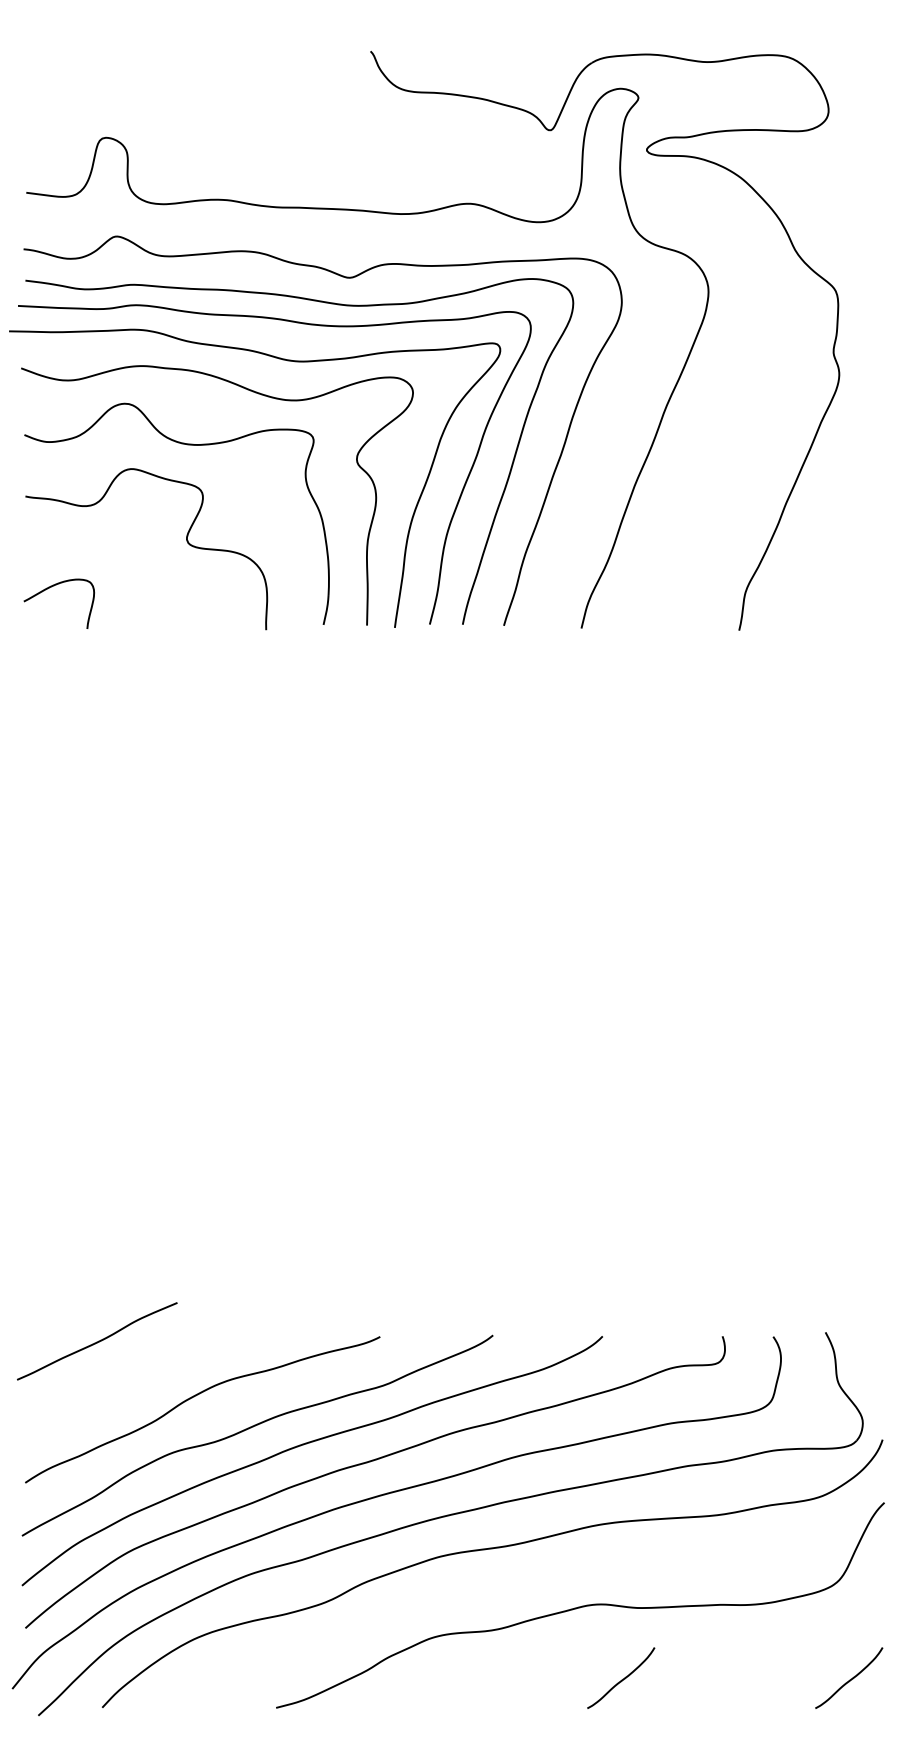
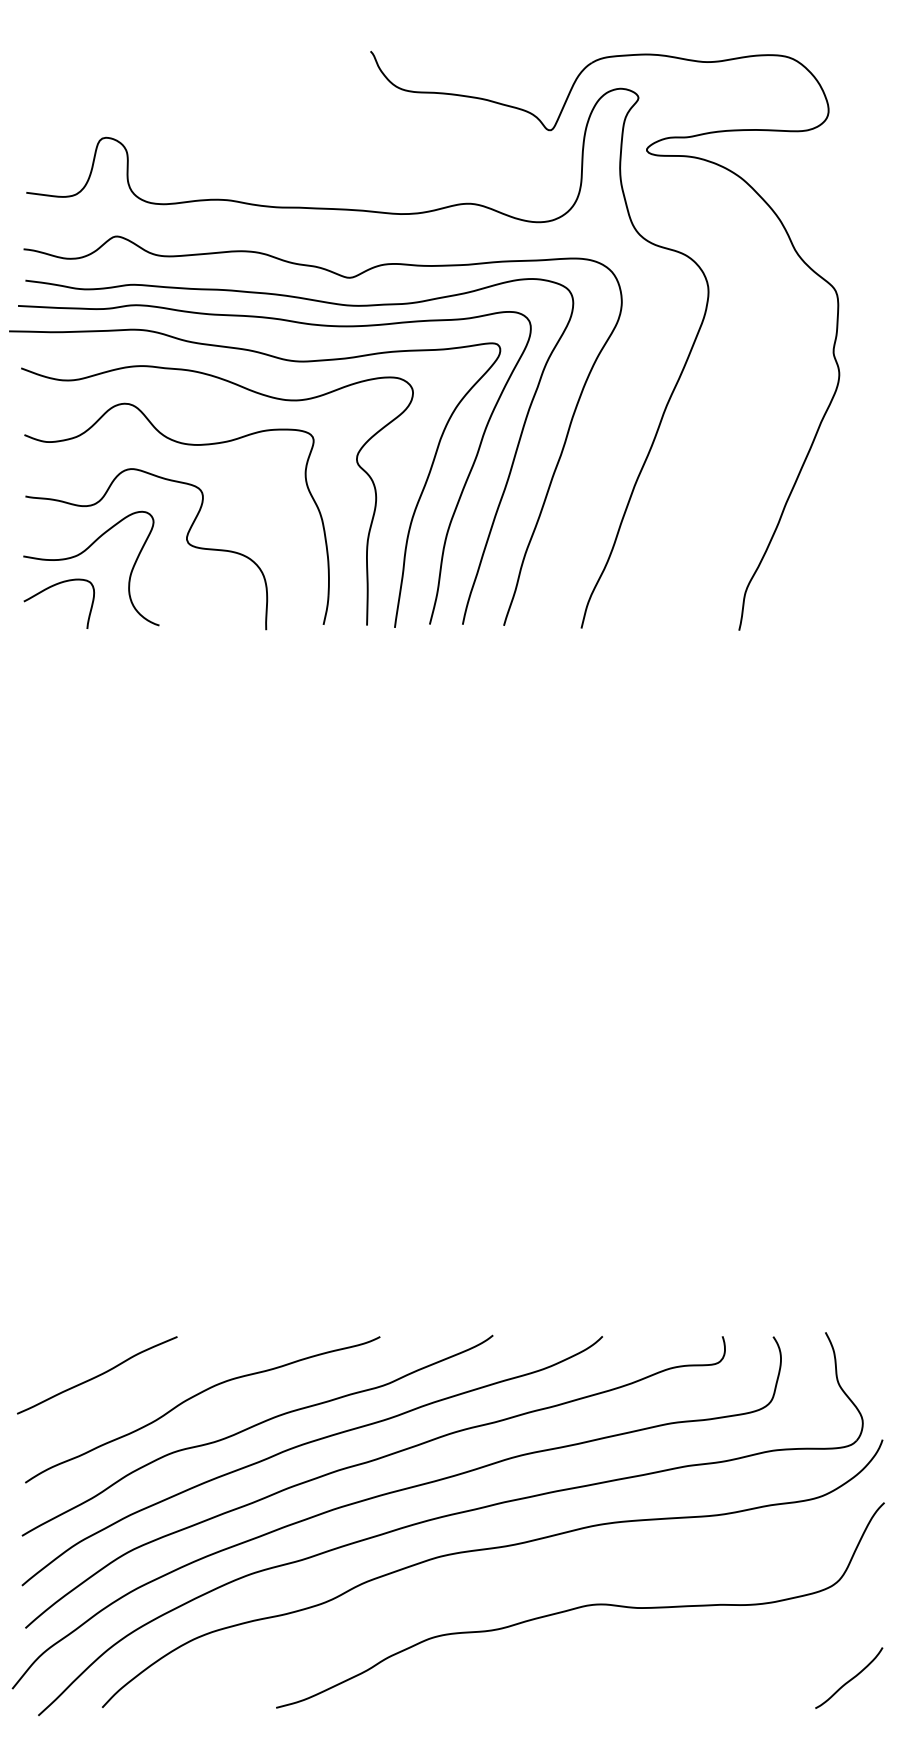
curve: none -> present (81, 554)
curve position: (97, 1341) -> (97, 1375) (97, 1375)
curve: present -> none (621, 1679)
